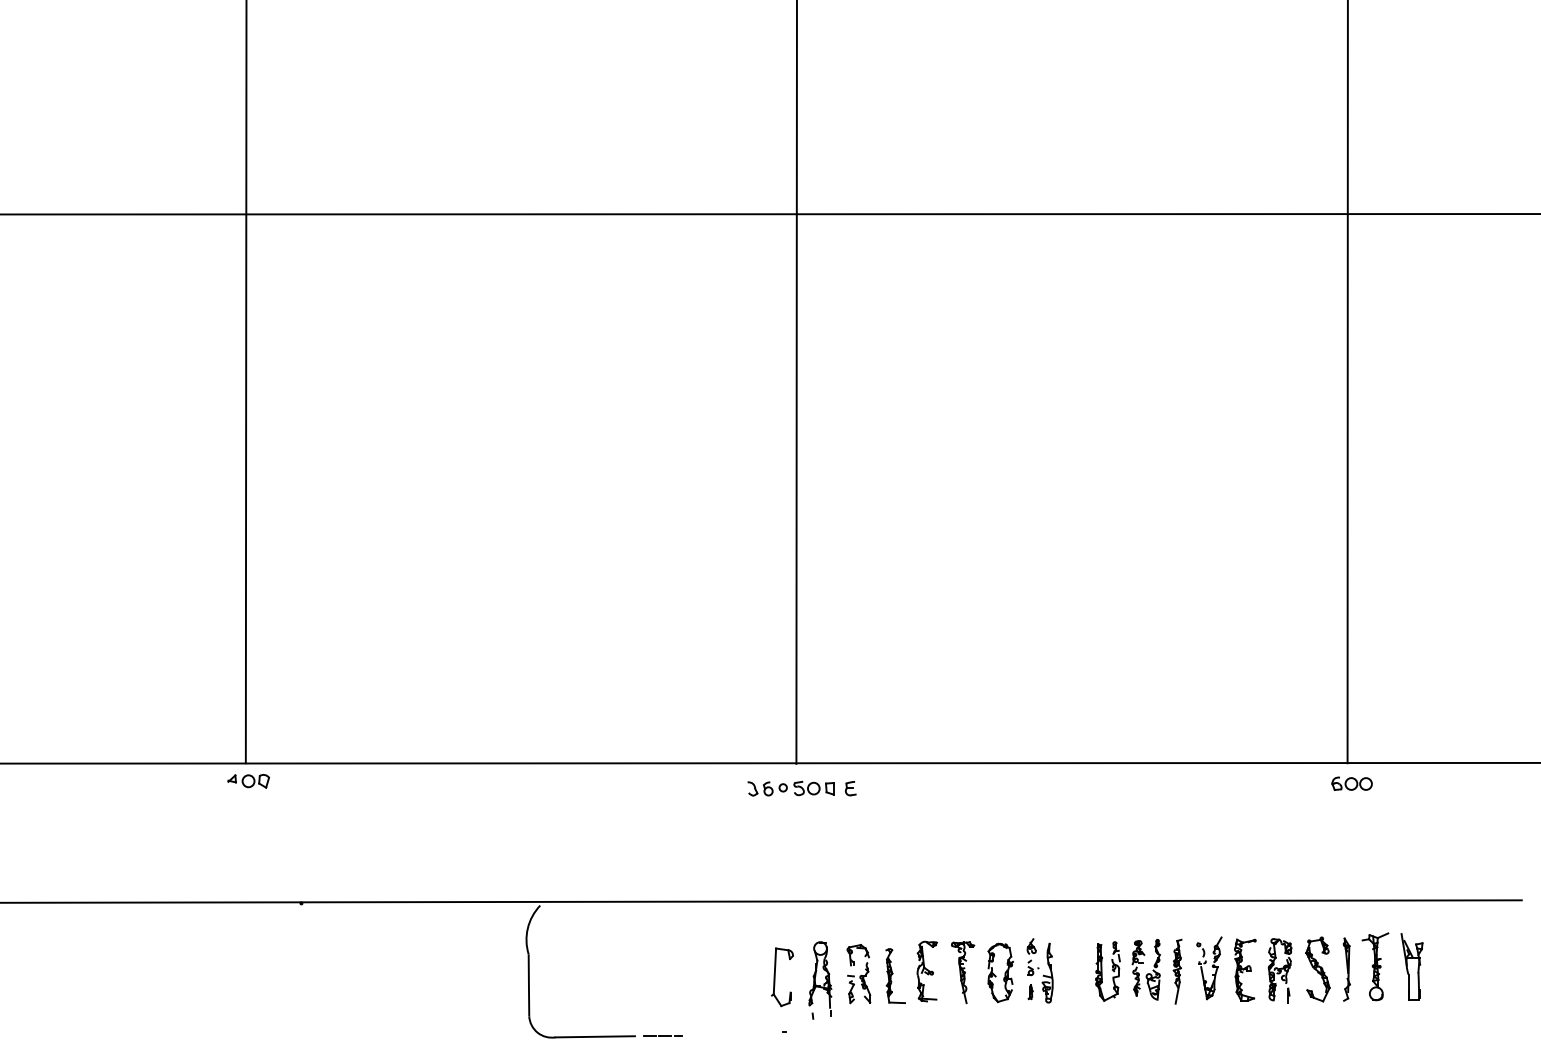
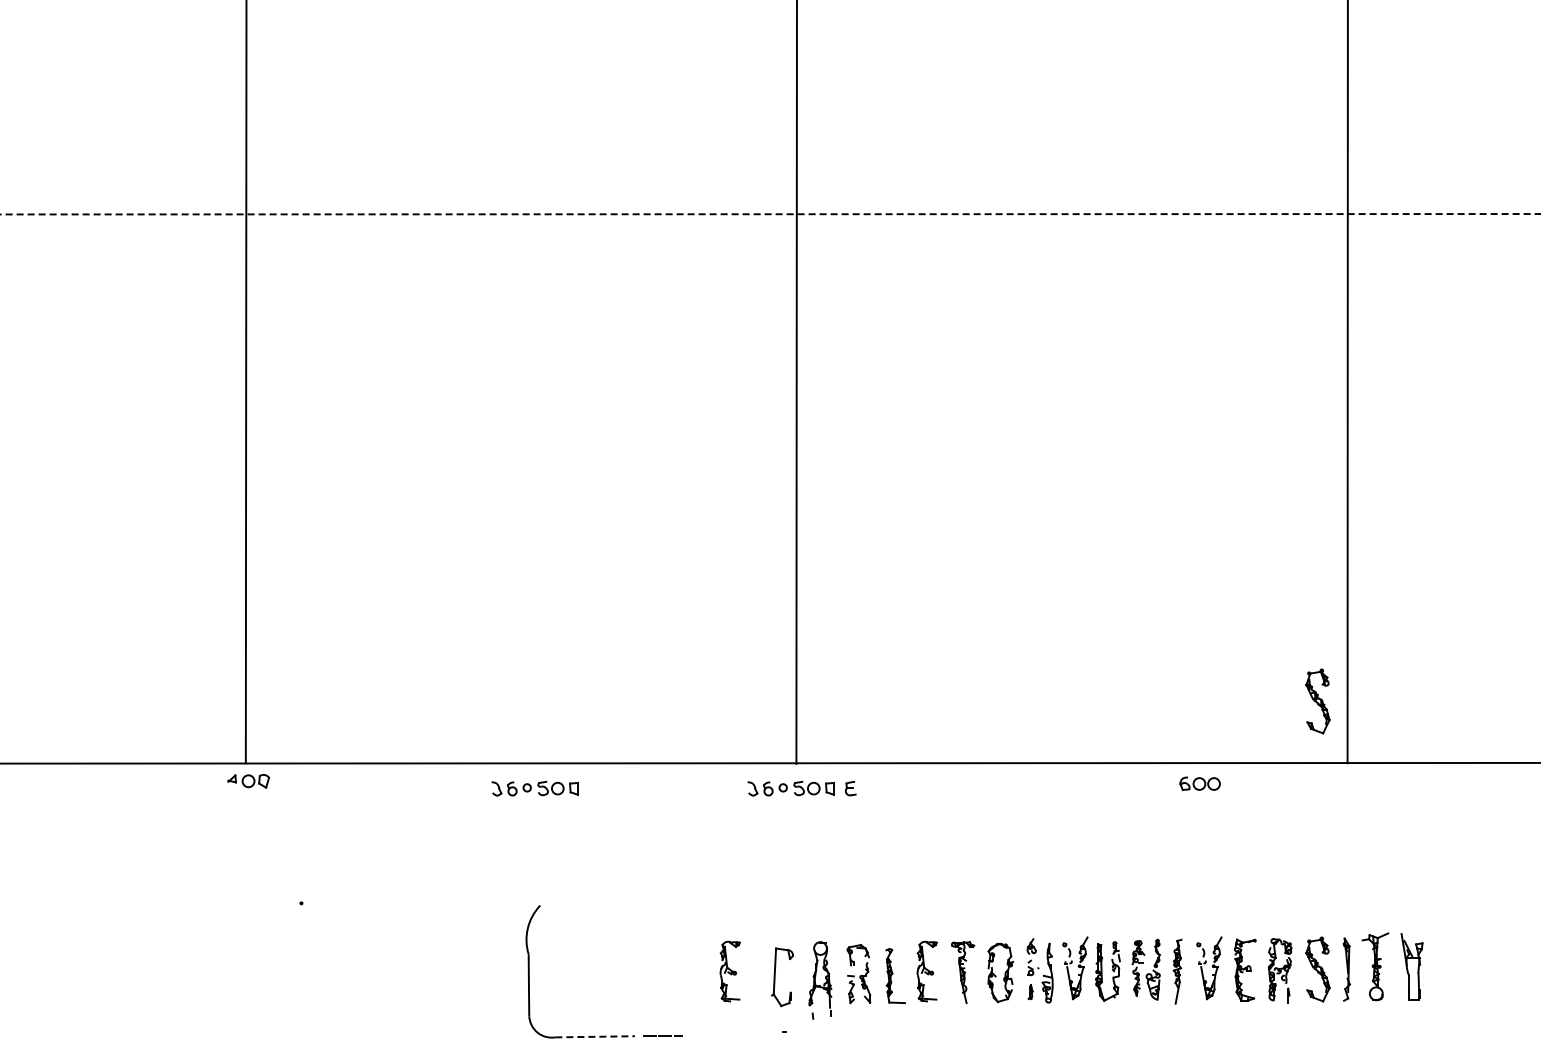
line: solid -> dashed (770, 214)
part: none -> present (1317, 701)
part position: (1351, 783) -> (1199, 783) (1199, 783)
part: none -> present (534, 788)
line: present -> none (761, 901)
part: none -> present (1075, 968)
part: none -> present (729, 971)
line: solid -> dashed (595, 1036)
